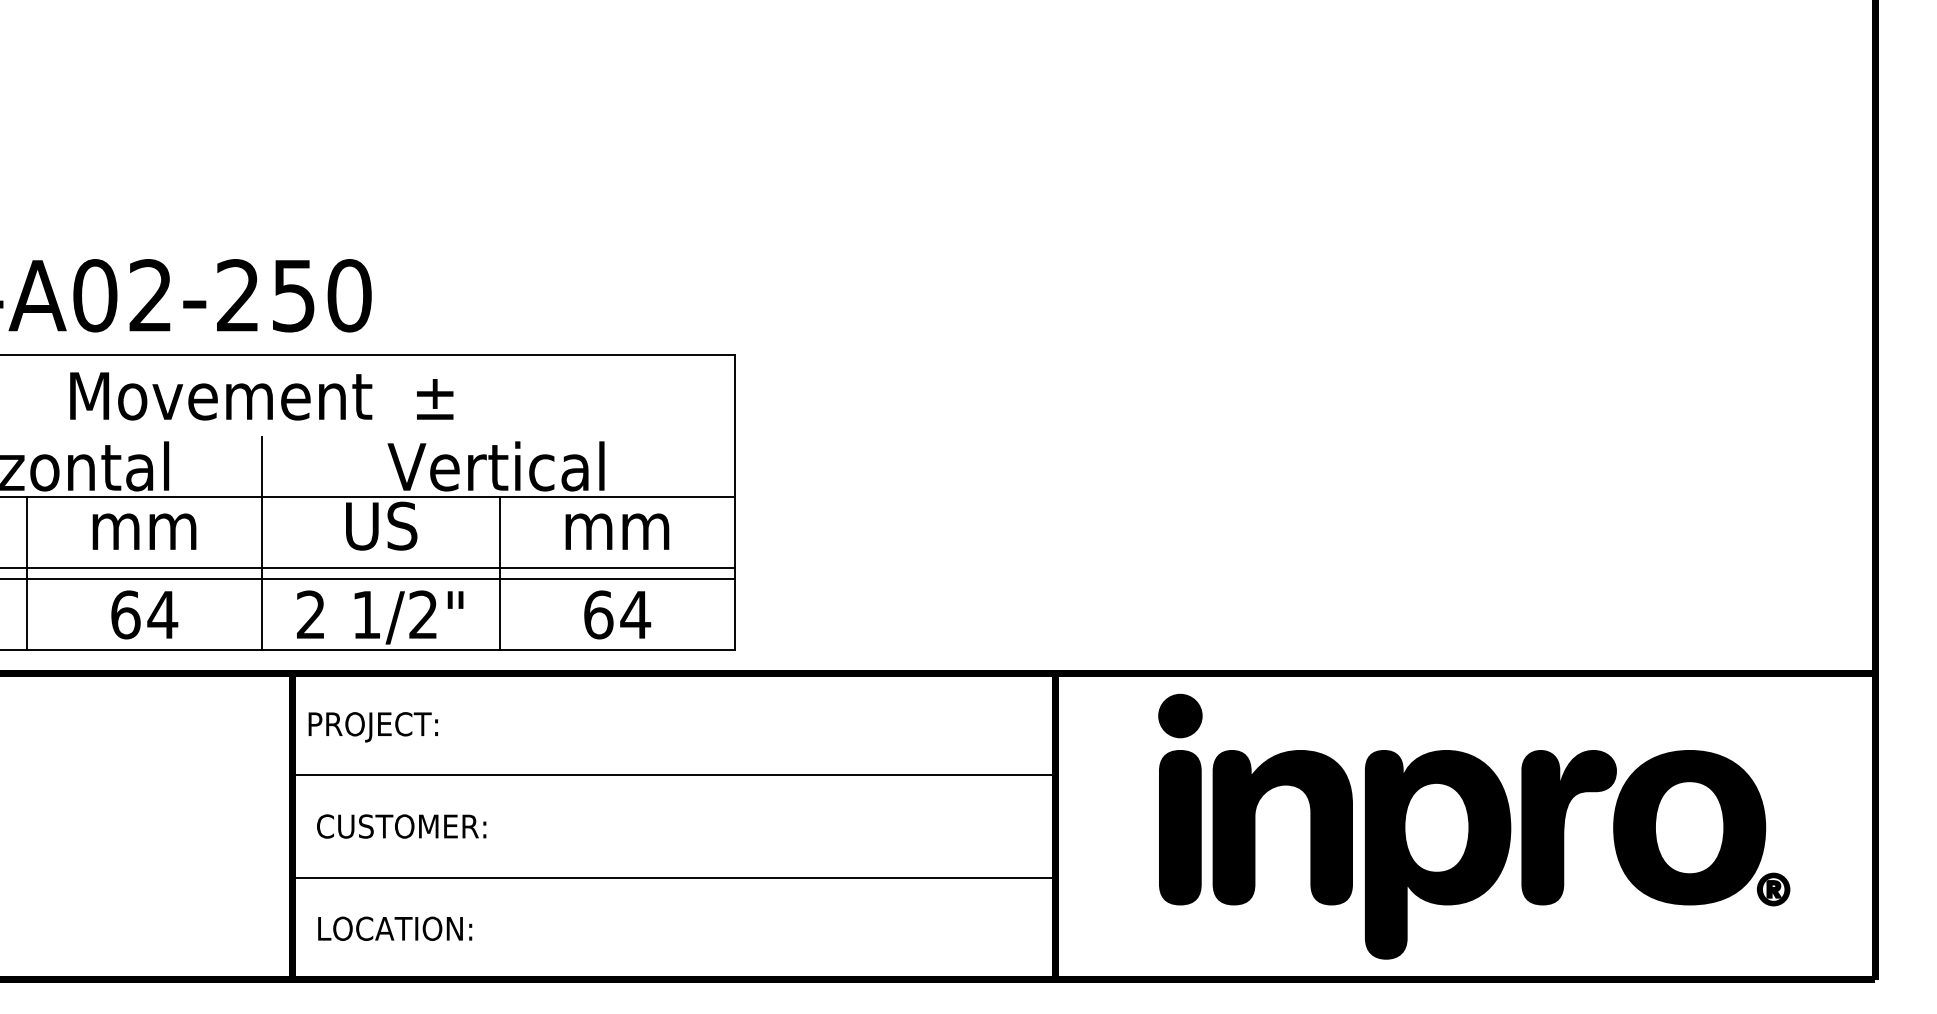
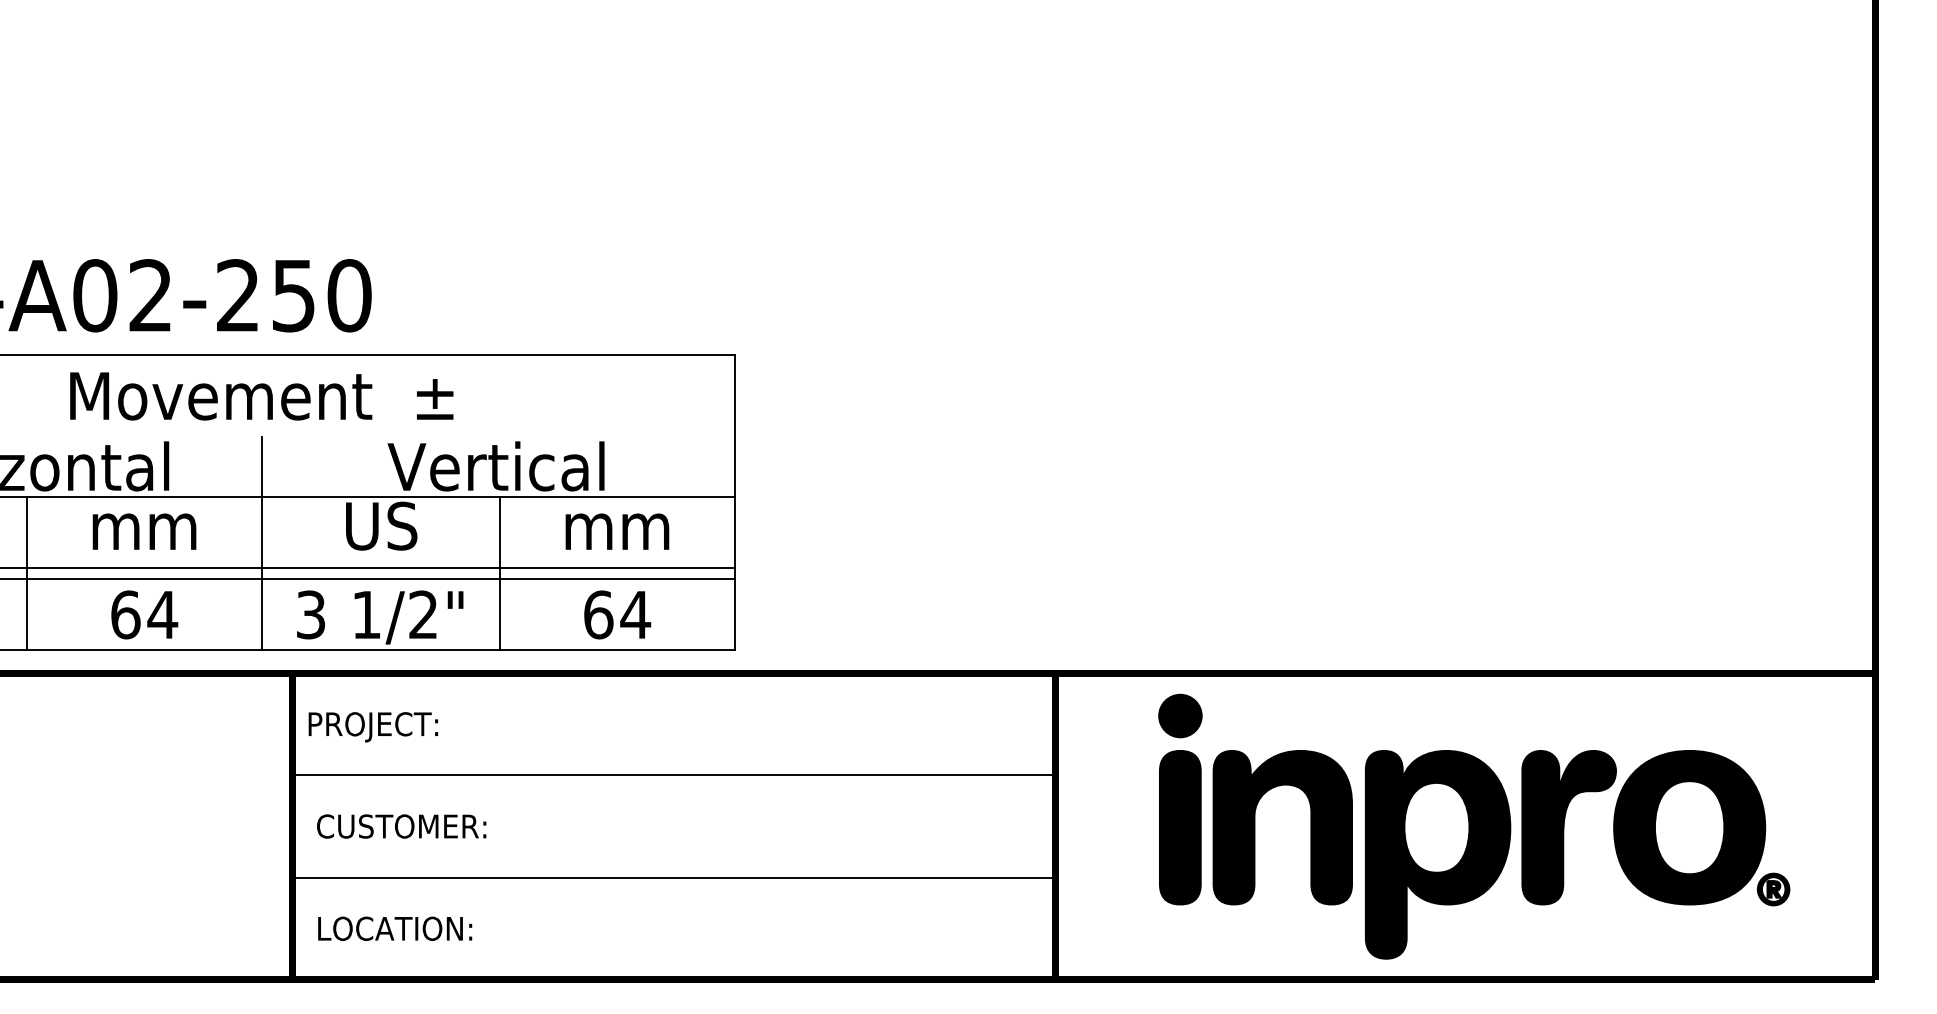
text: 2 -> 3 (310, 614)
